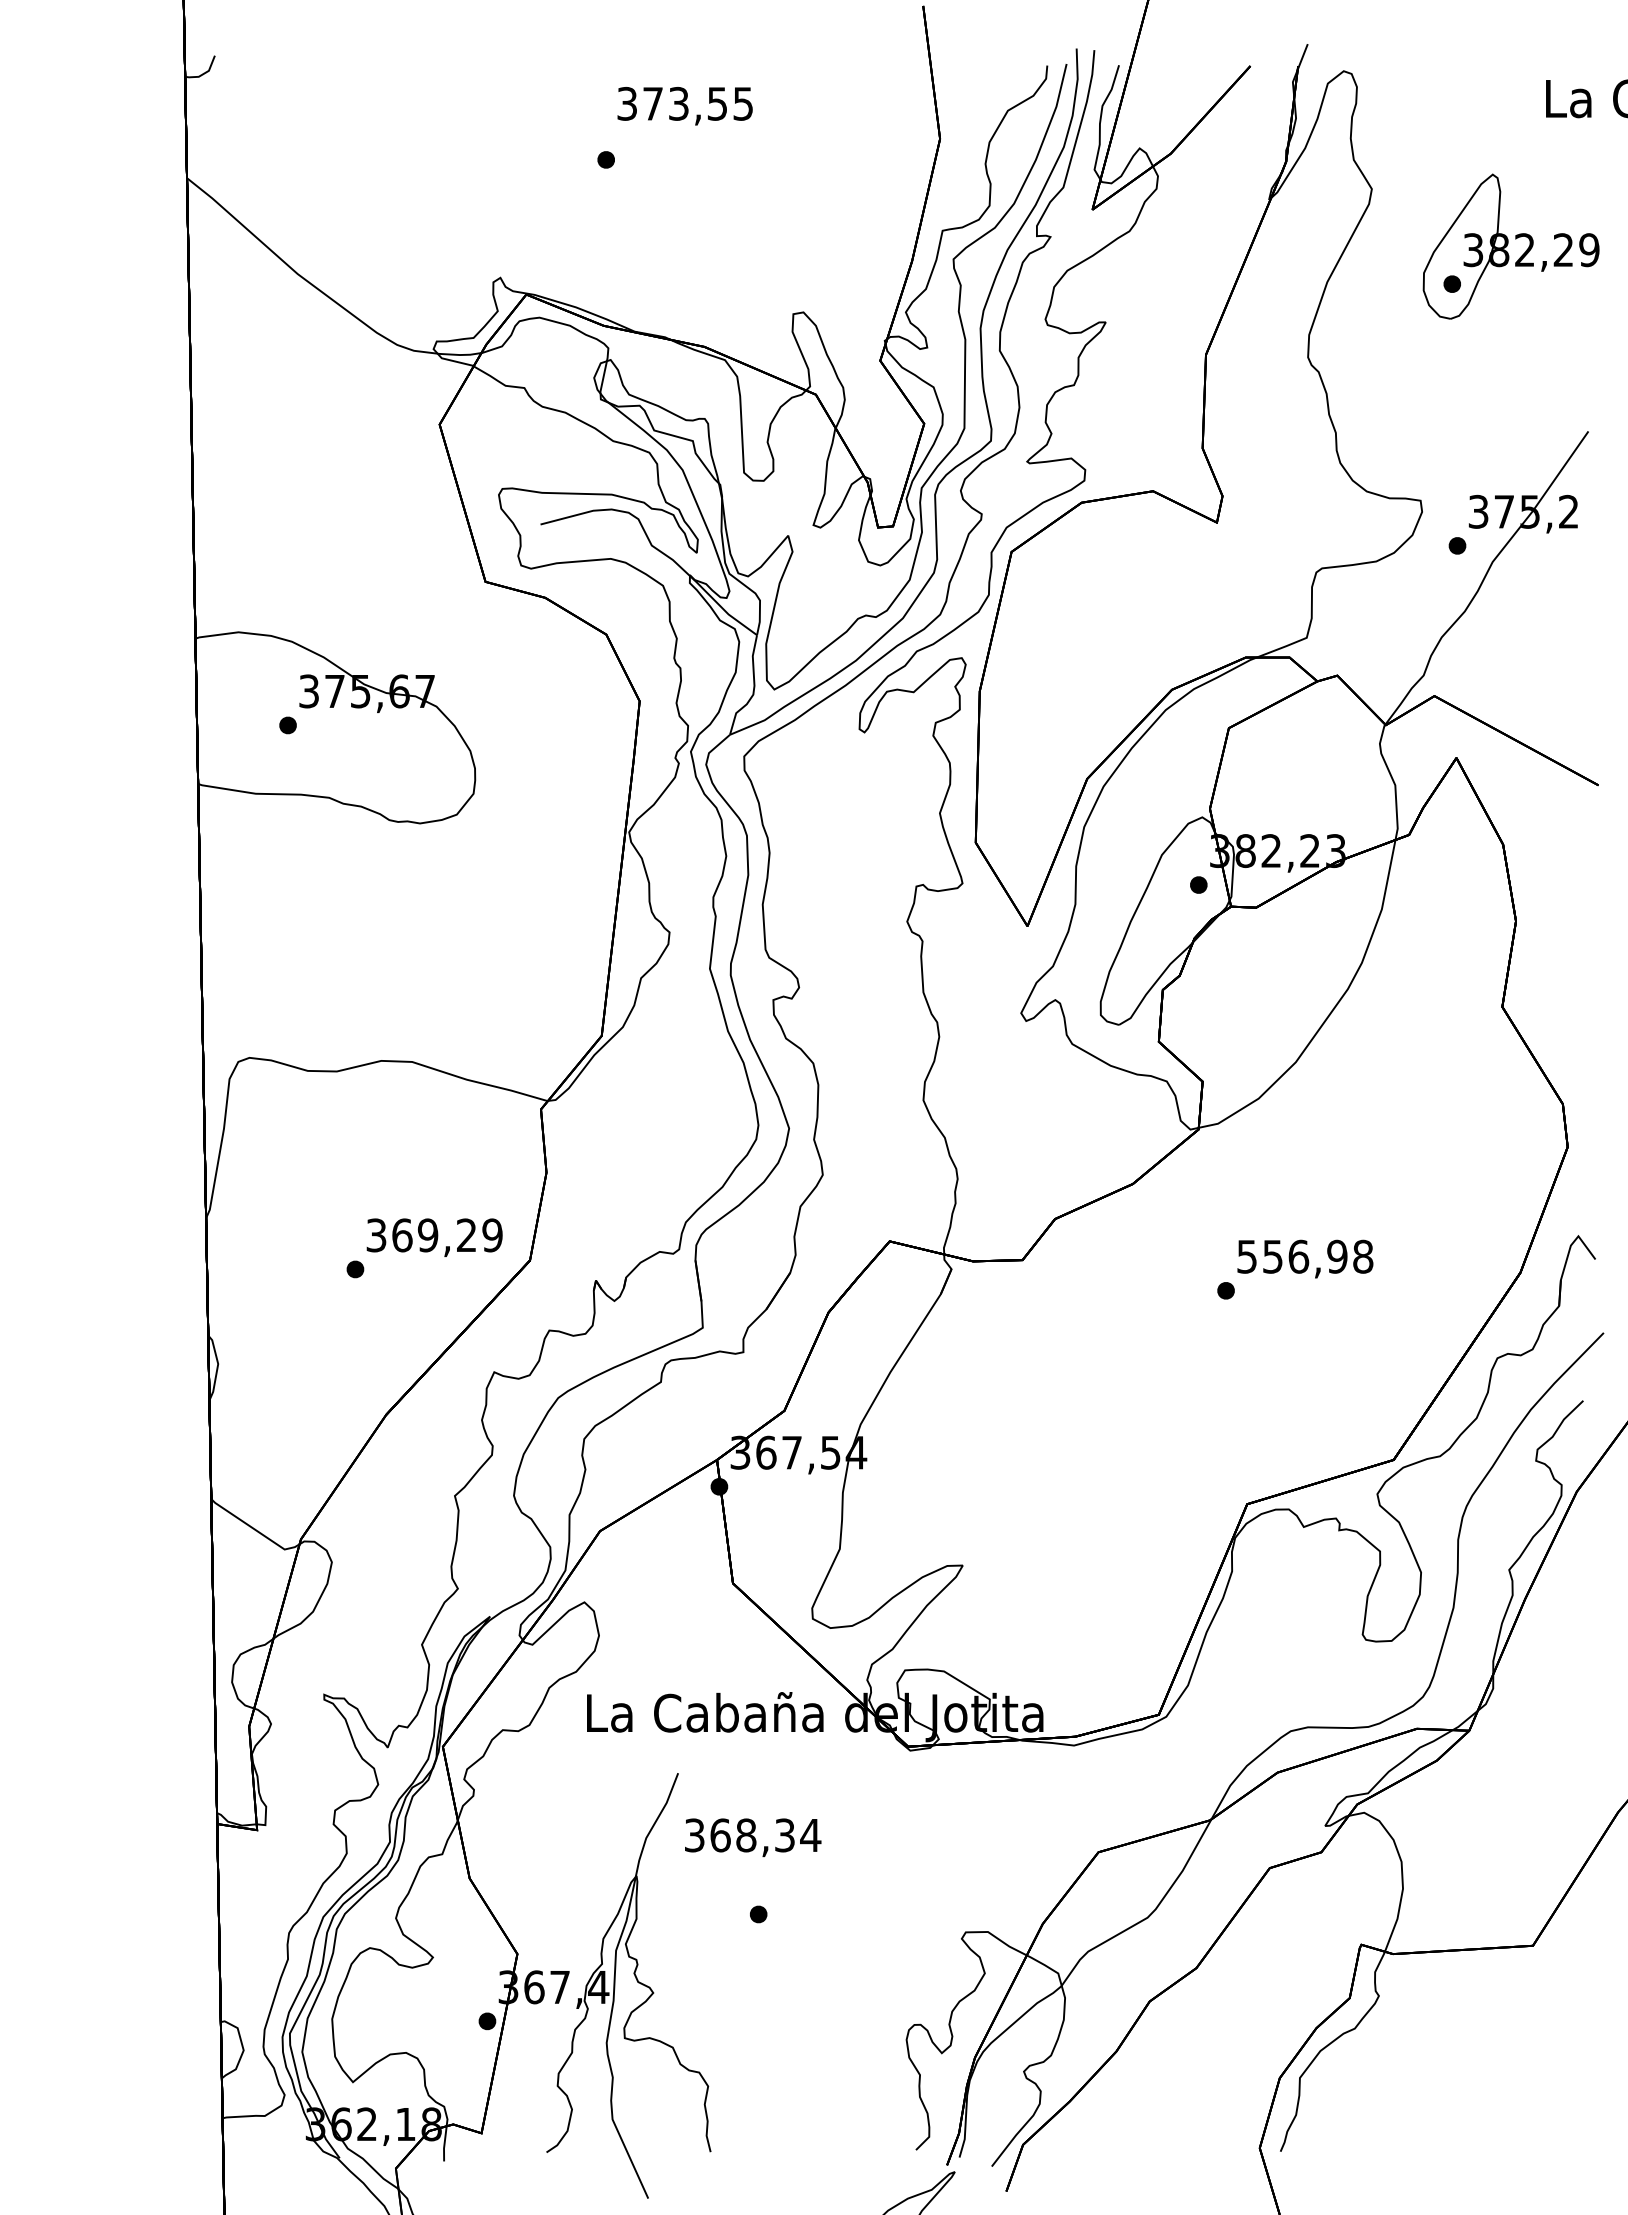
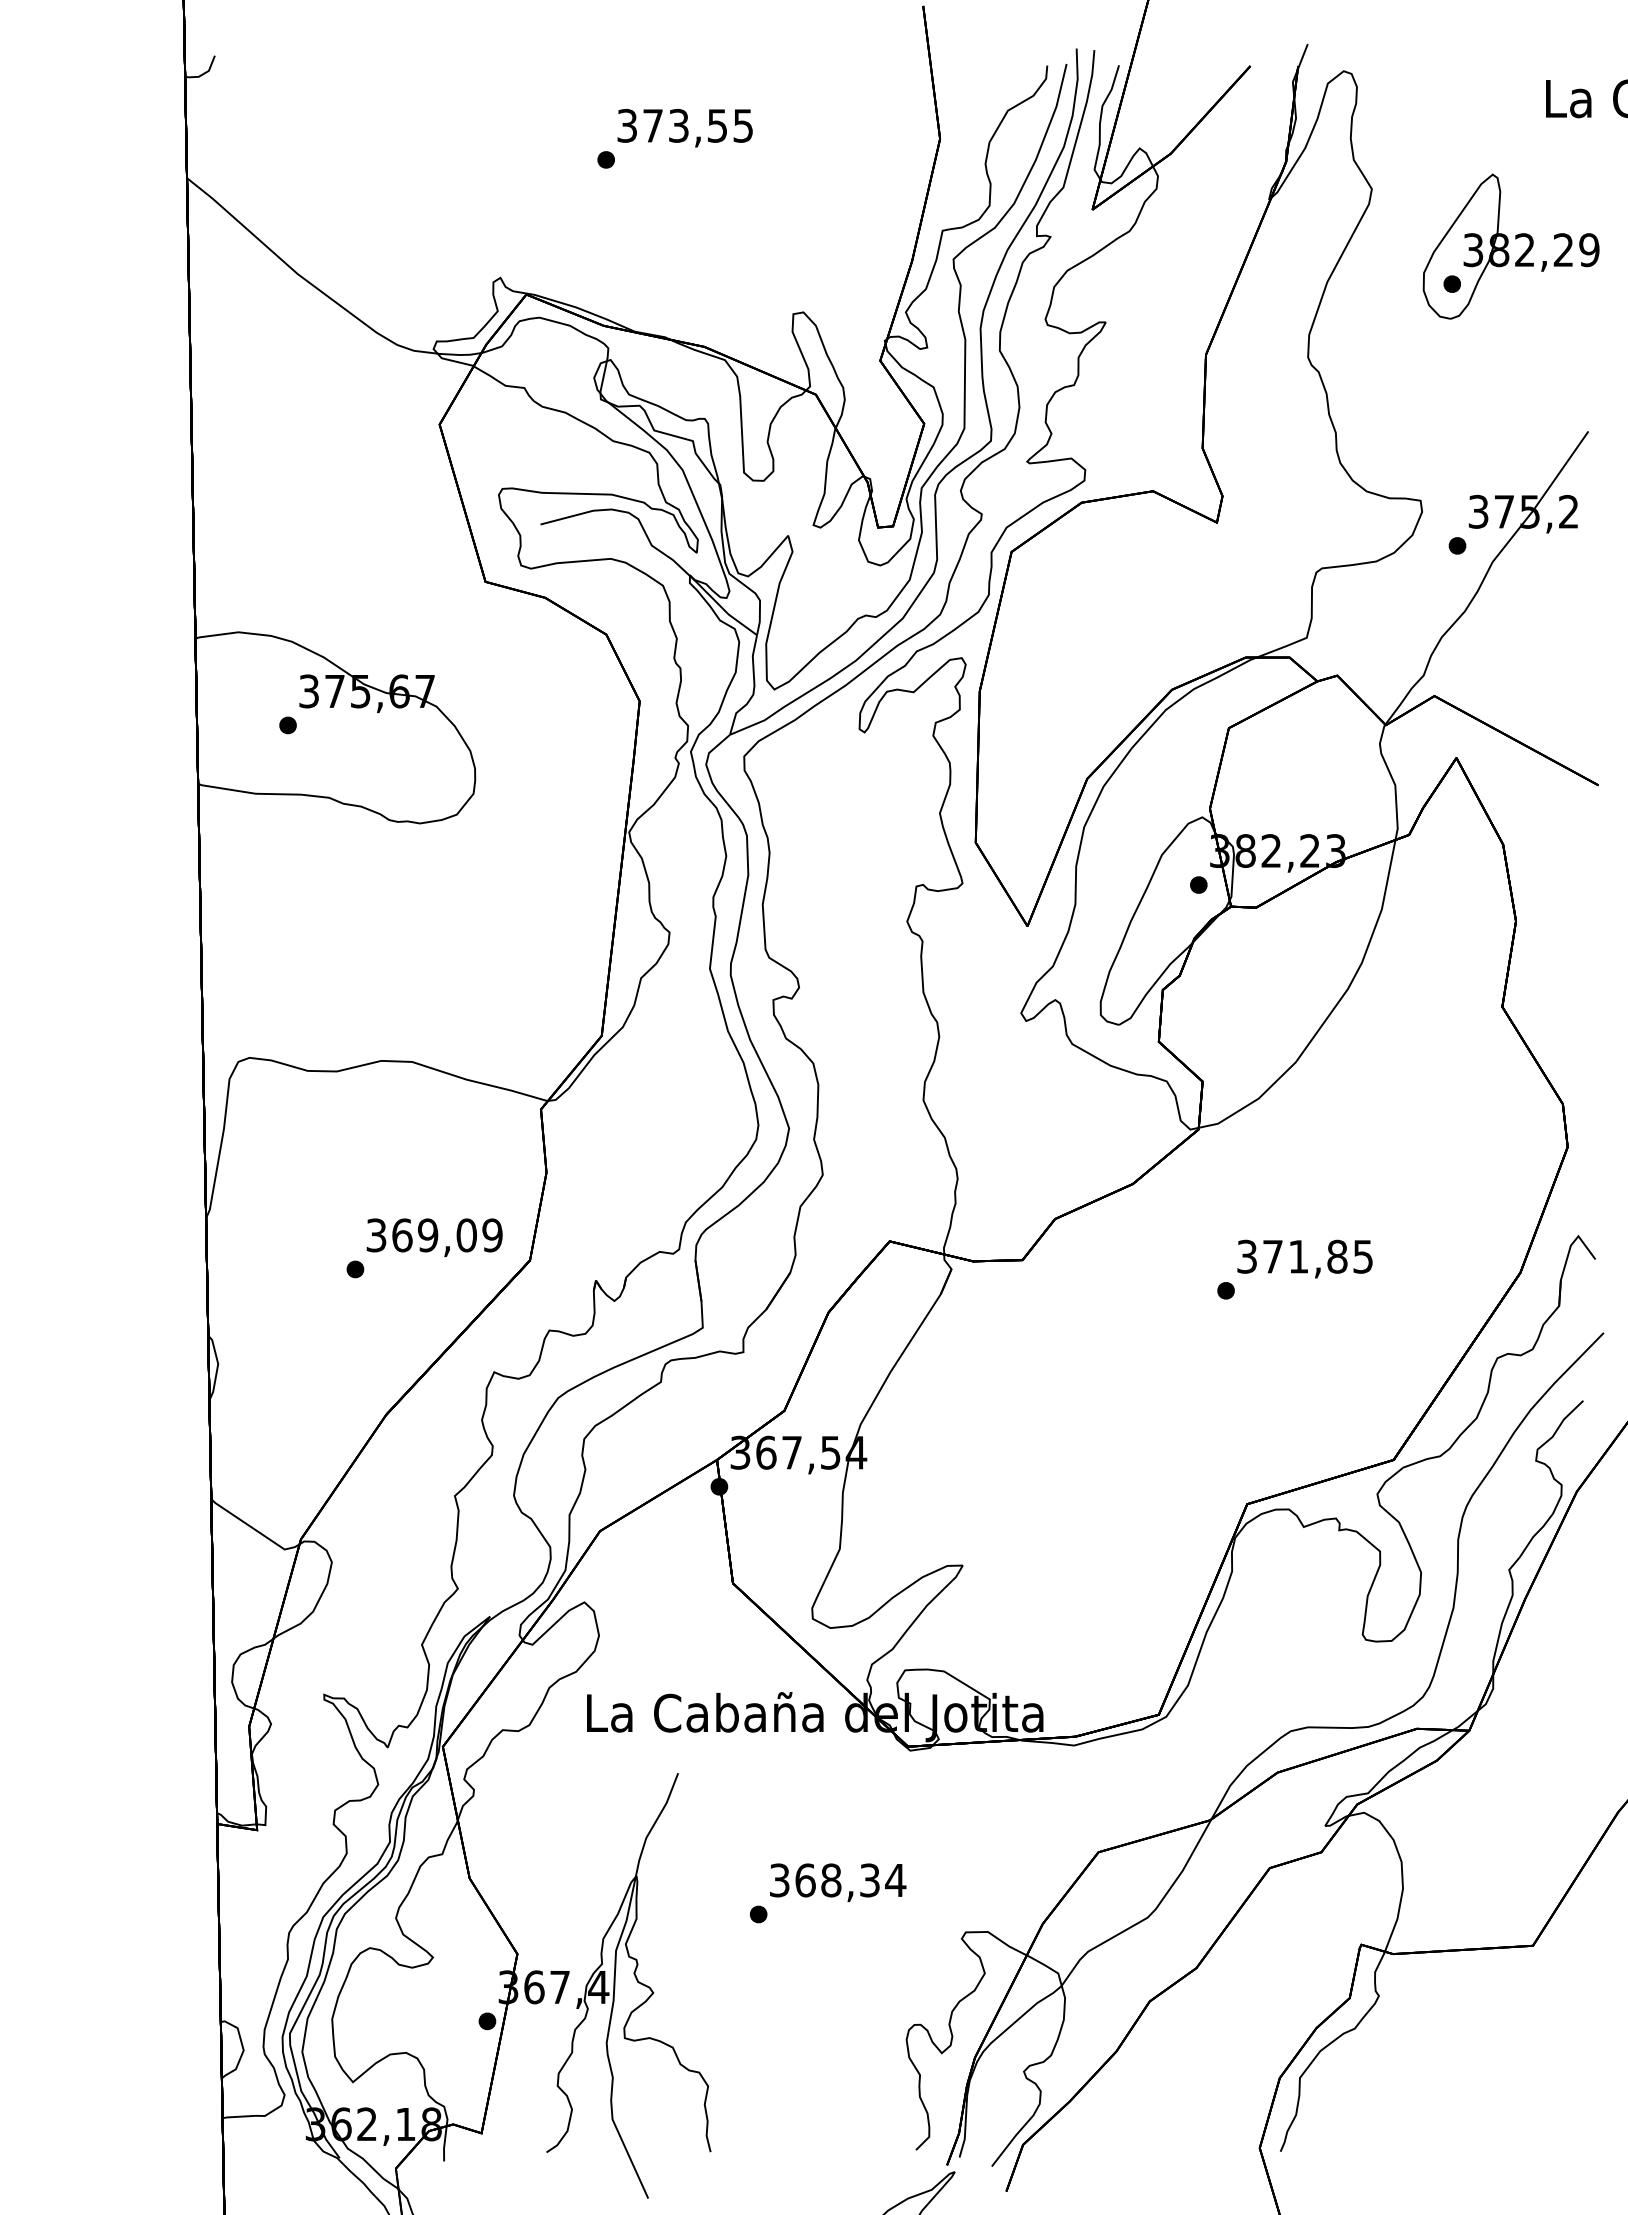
text position: (684, 106) -> (684, 128) (684, 128)
text: 369,29 -> 369,09 (466, 1235)
text: 556,98 -> 371,85 (1305, 1256)
text position: (753, 1837) -> (838, 1882) (838, 1882)
